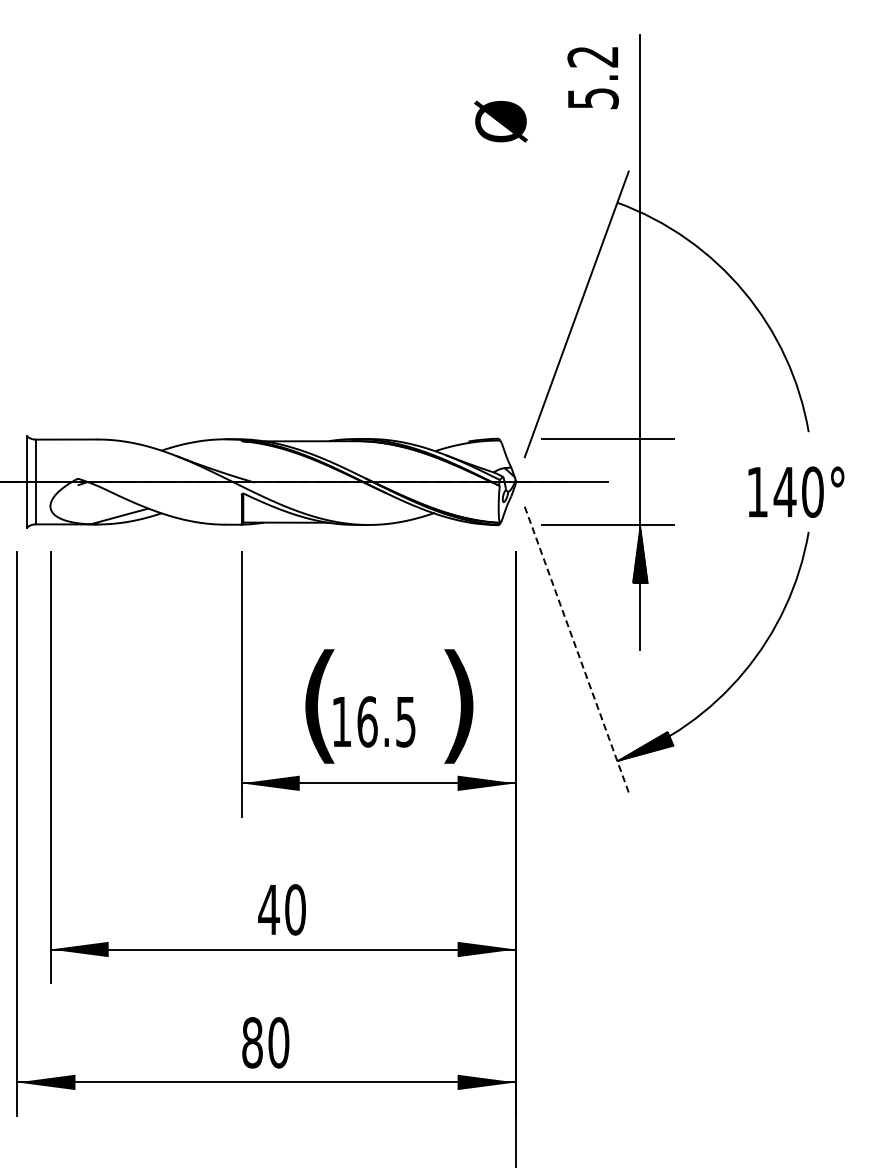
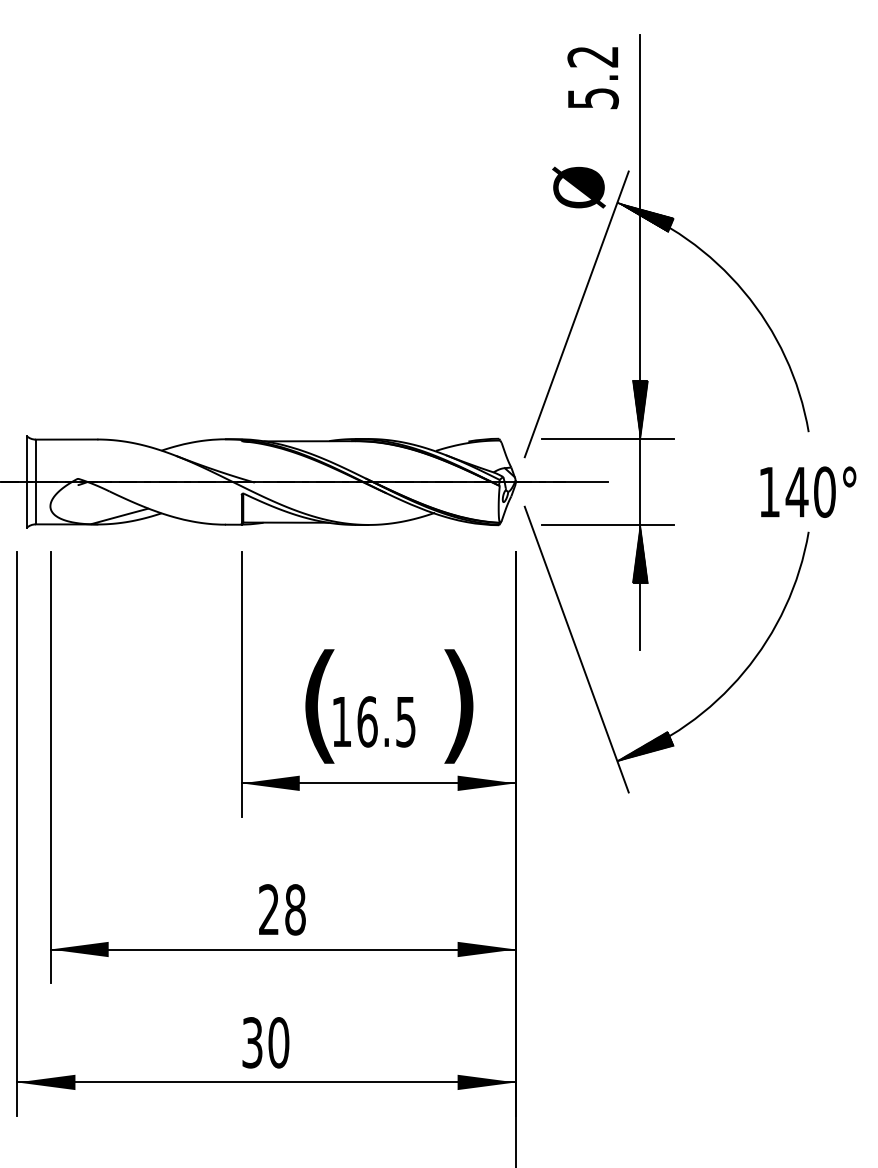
text position: (500, 121) -> (578, 187) (578, 187)
hatch: none -> present (645, 217)
hatch: none -> present (640, 409)
text position: (796, 491) -> (808, 491) (808, 491)
line: dashed -> solid (576, 650)
text: 40 -> 28 (281, 909)
text: 80 -> 30 (252, 1042)
